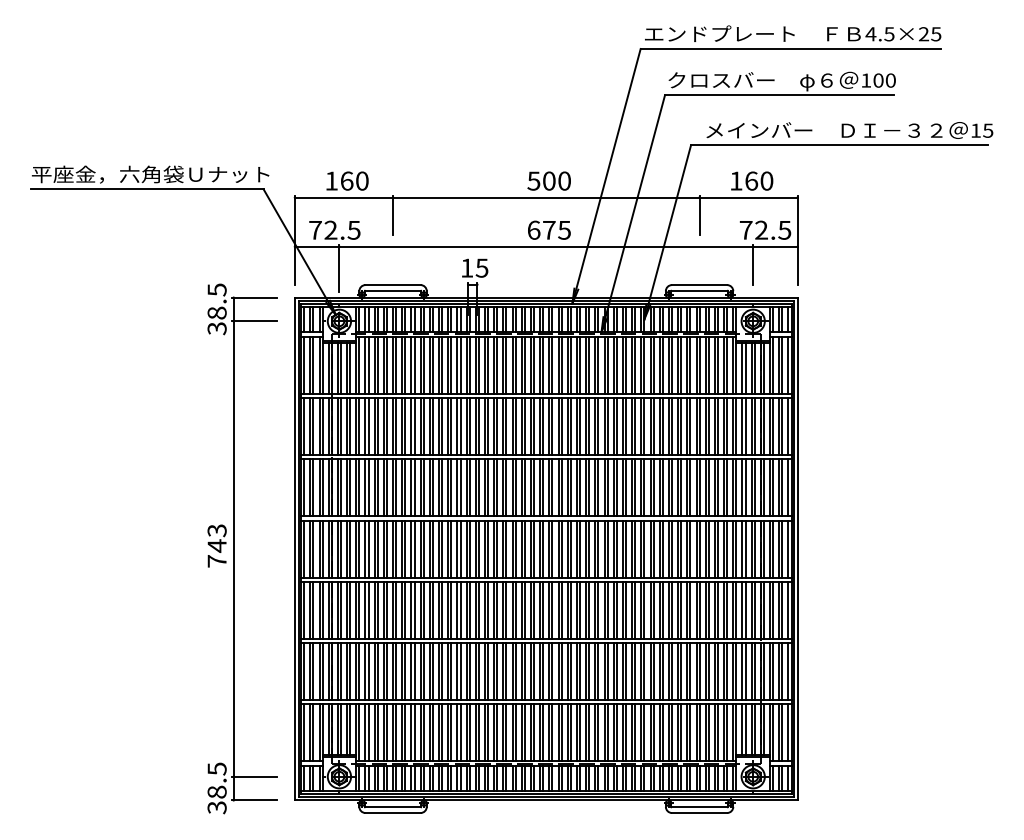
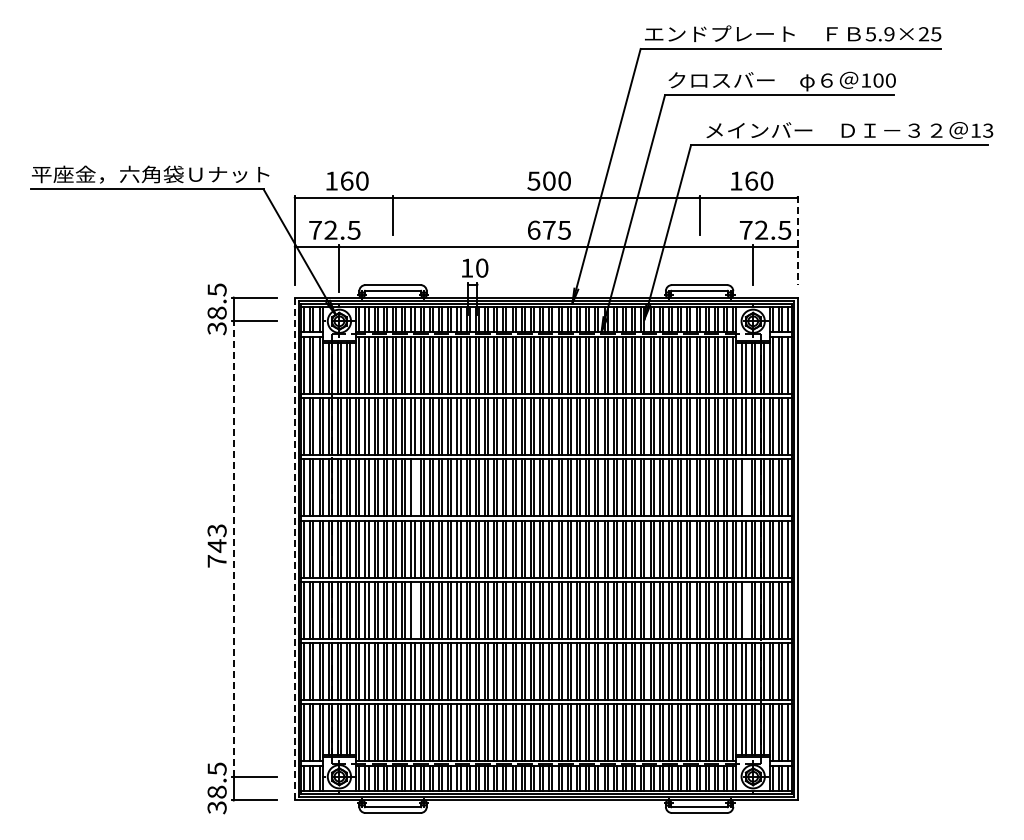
text: 4.5×25 -> 5.9×25 (879, 34)
text: 15 -> 13 (988, 130)
line: solid -> dashed (797, 240)
text: 15 -> 10 (481, 267)
line: present -> none (414, 487)
line: present -> none (745, 487)
line: solid -> dashed (294, 548)
line: solid -> dashed (233, 549)
line: present -> none (414, 609)
line: present -> none (745, 609)
